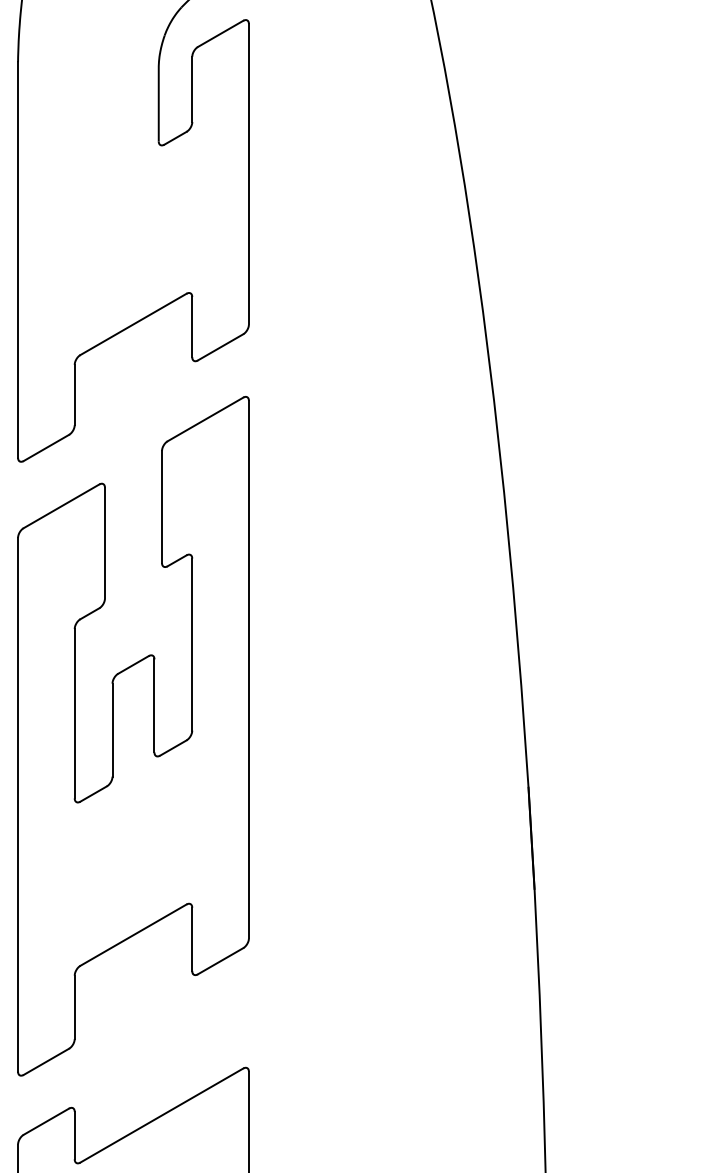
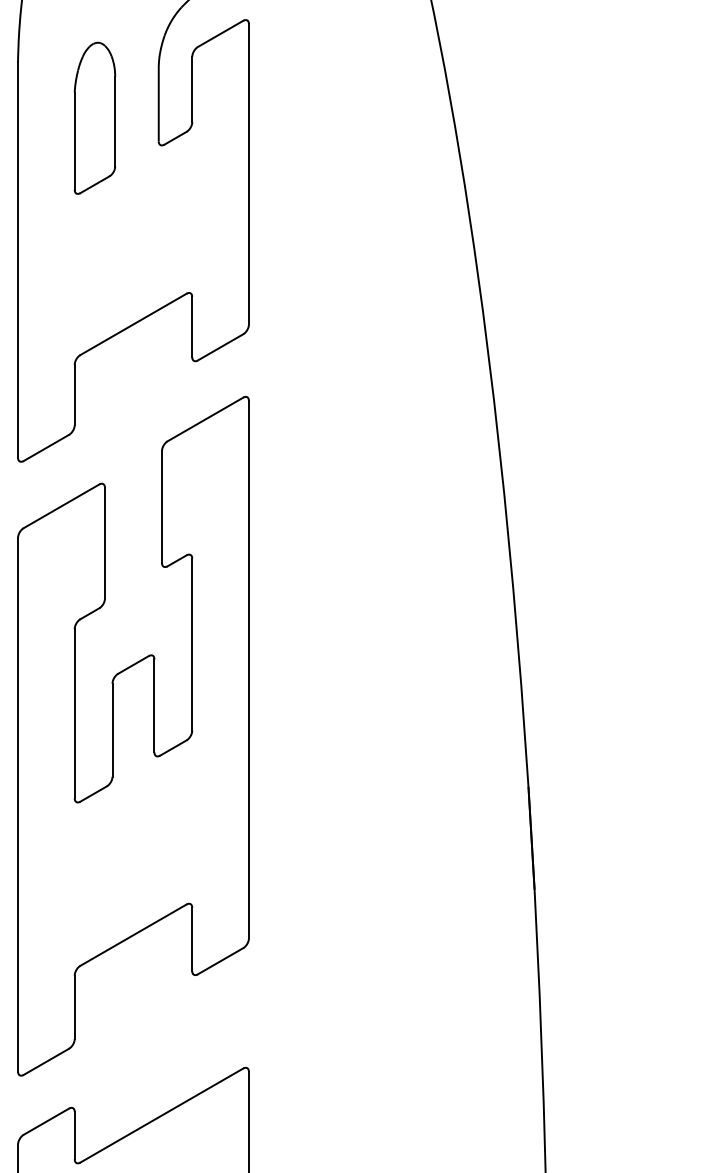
part: none -> present (94, 117)
